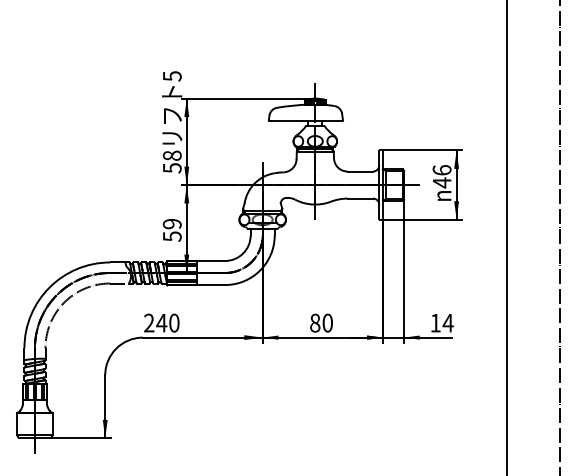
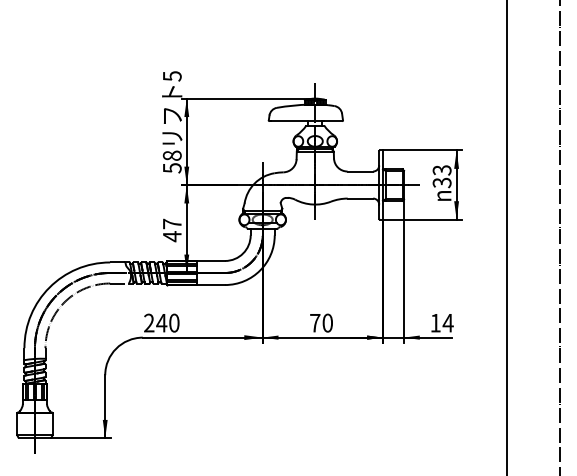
text: 46 -> 33 (441, 176)
text: 59 -> 47 (171, 230)
text: 80 -> 70 (315, 322)
